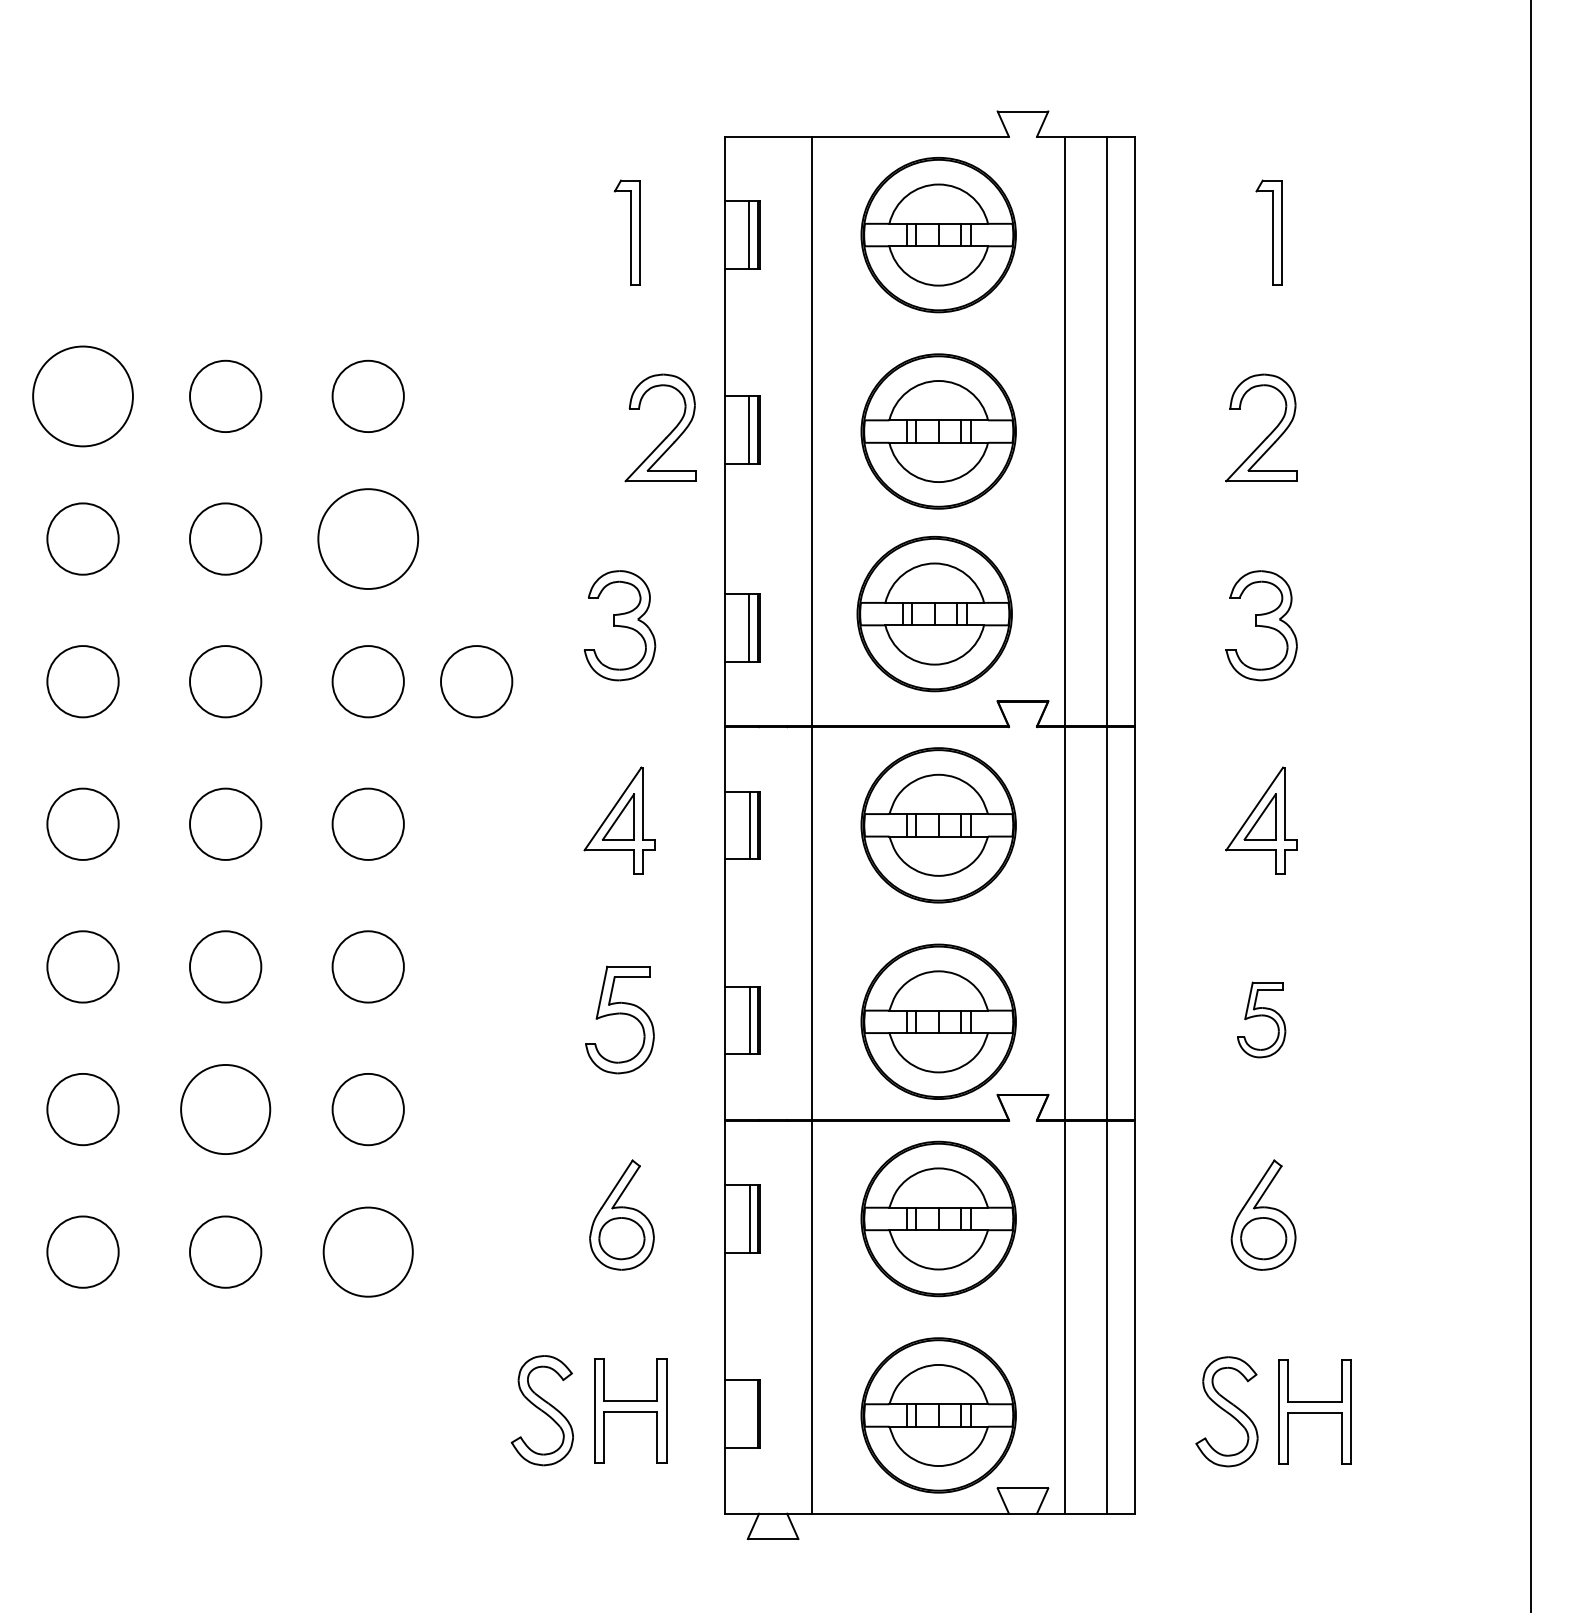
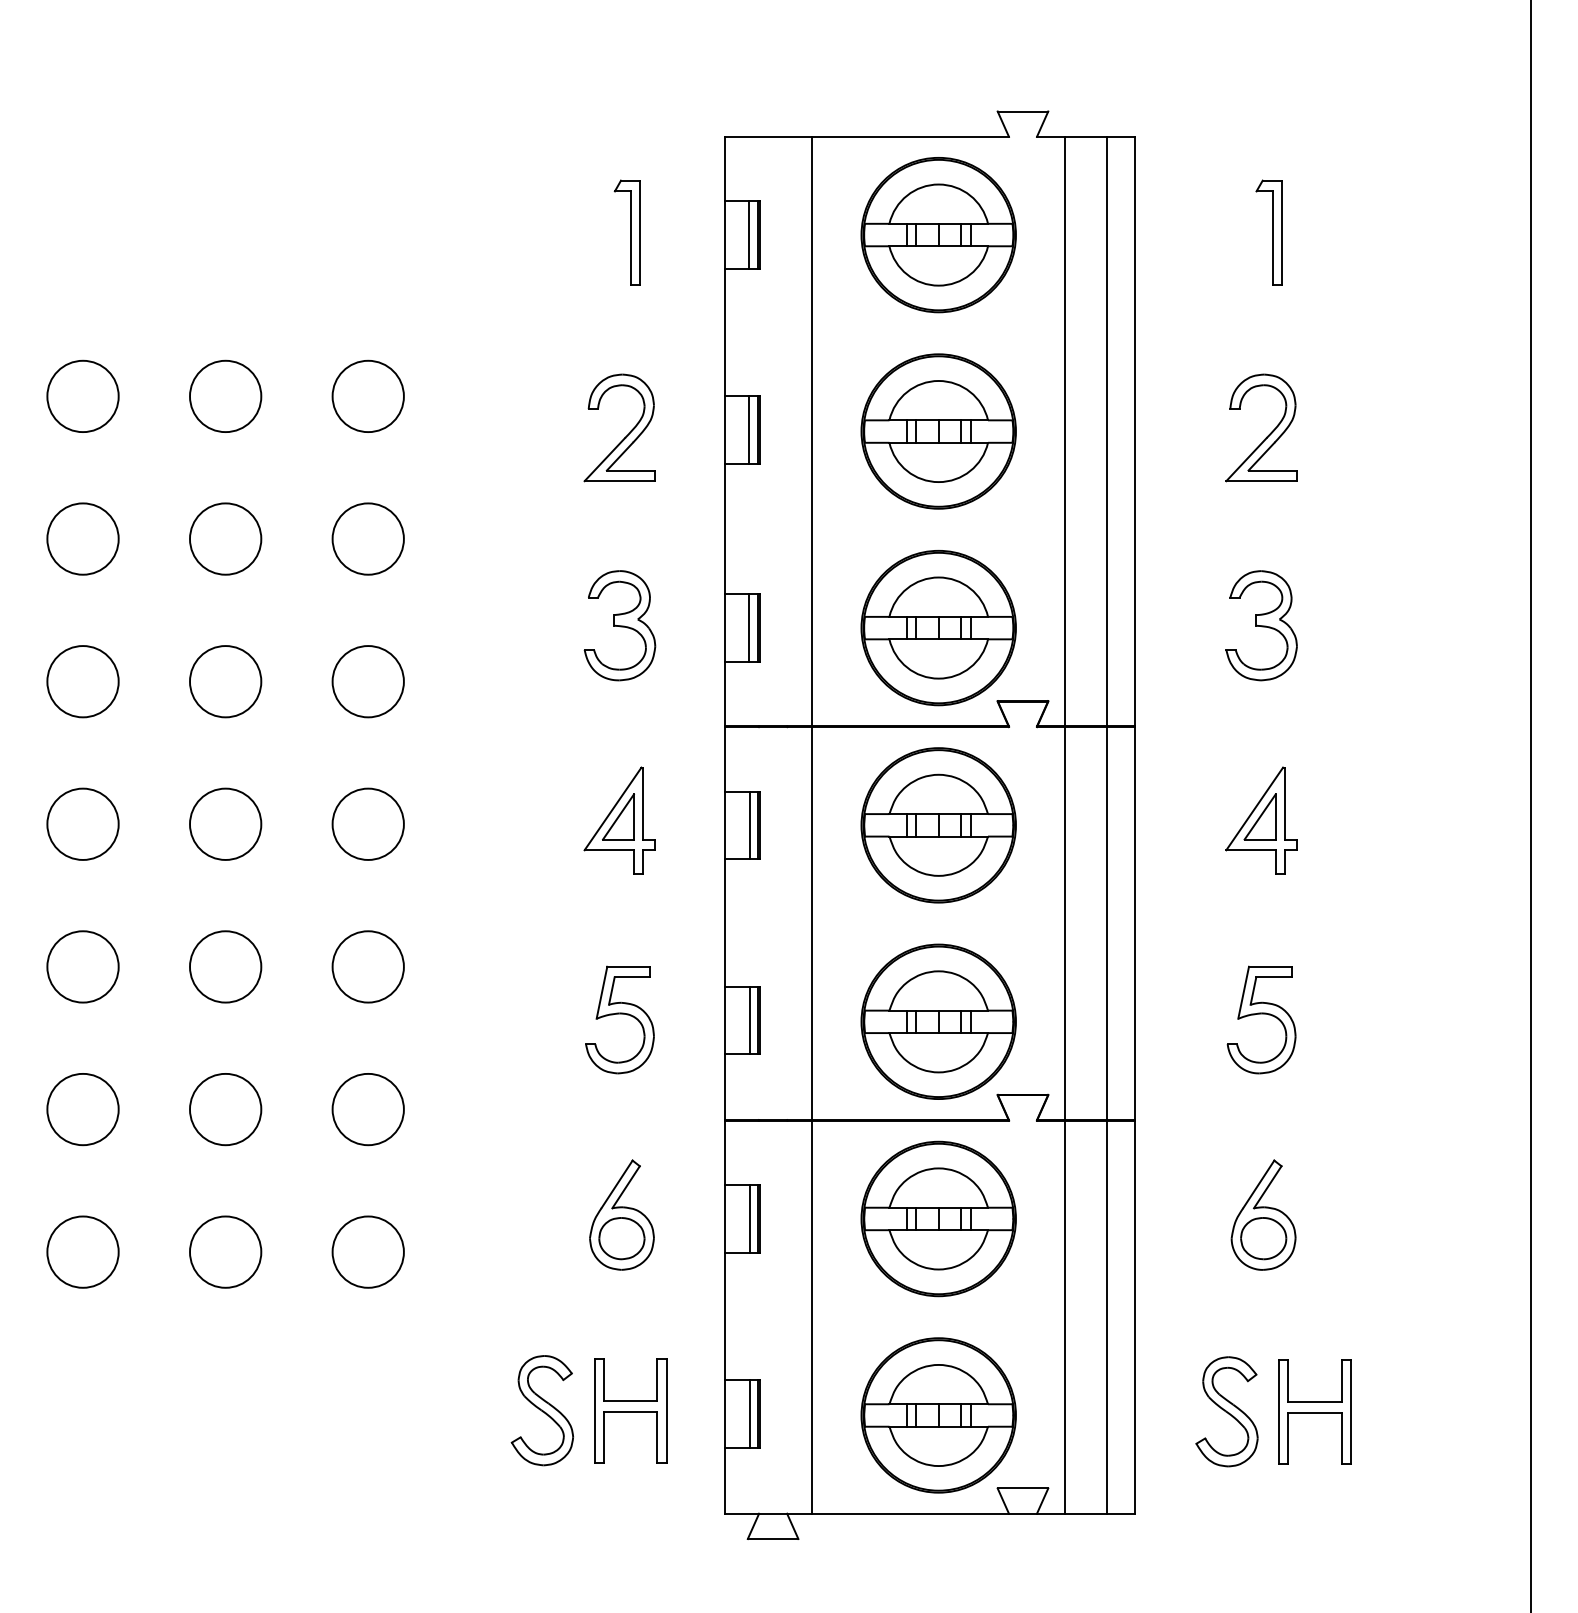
circle diameter: 100 px -> 71 px (82, 396)
part position: (668, 434) -> (627, 434) (627, 434)
circle diameter: 100 px -> 71 px (367, 538)
part position: (934, 614) -> (938, 628) (938, 628)
circle: present -> none (476, 681)
part size: 50x78 px -> 71x110 px (1261, 1019)
circle diameter: 89 px -> 71 px (225, 1109)
circle diameter: 89 px -> 71 px (367, 1251)
line: none -> present (749, 1413)
